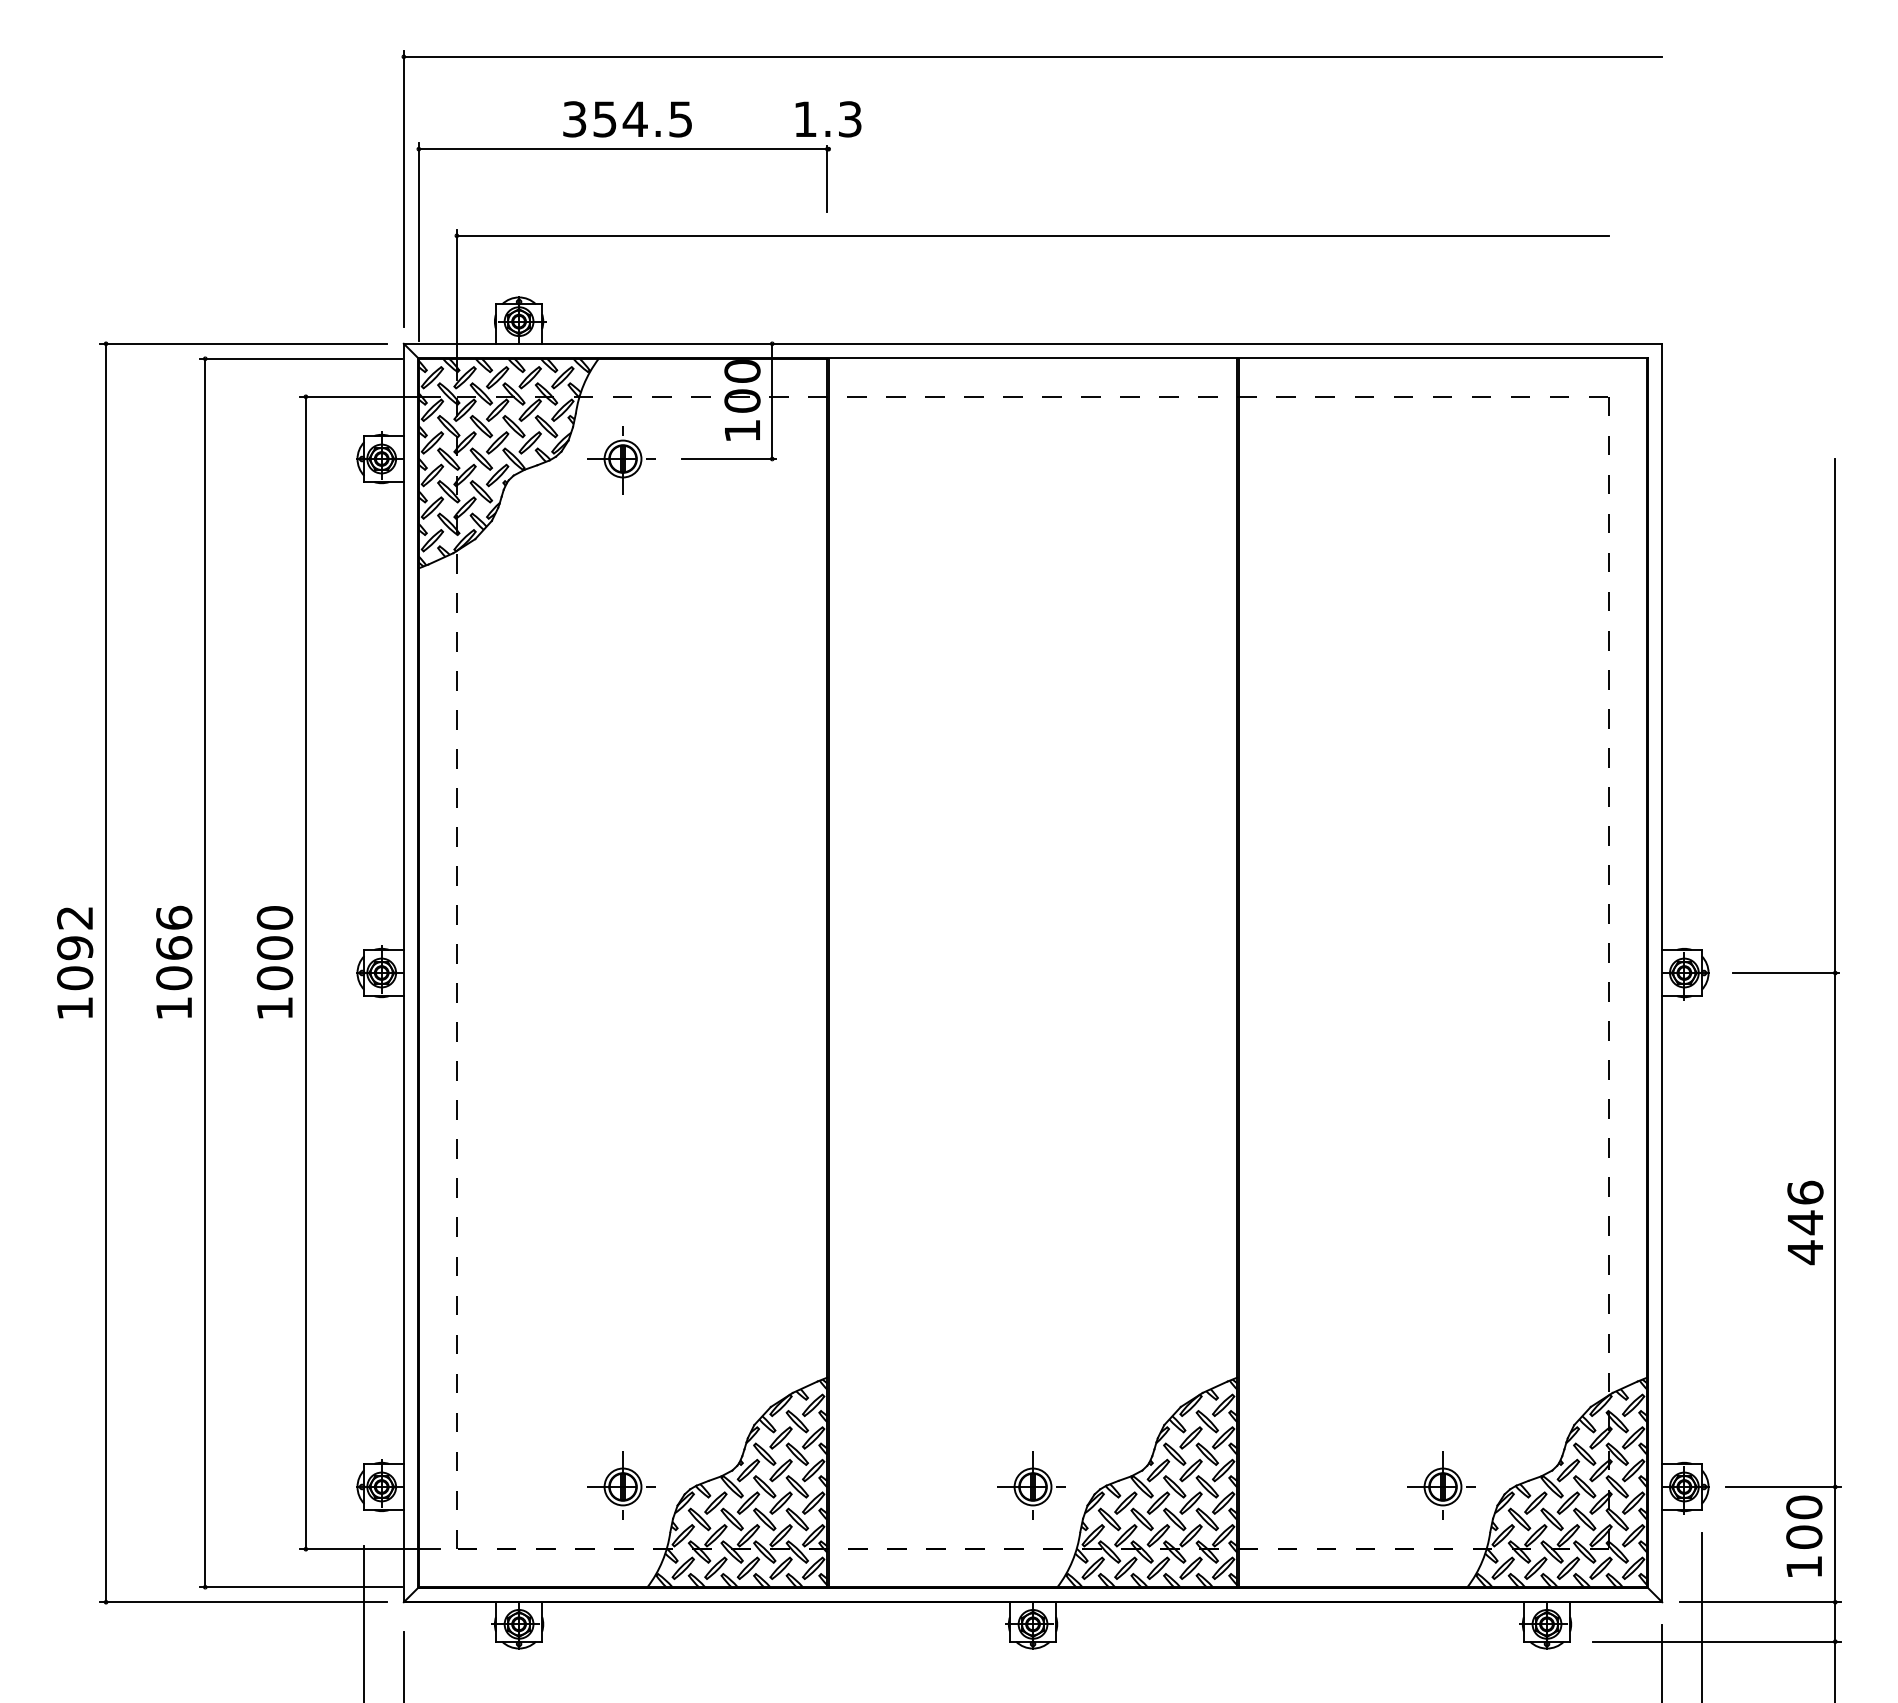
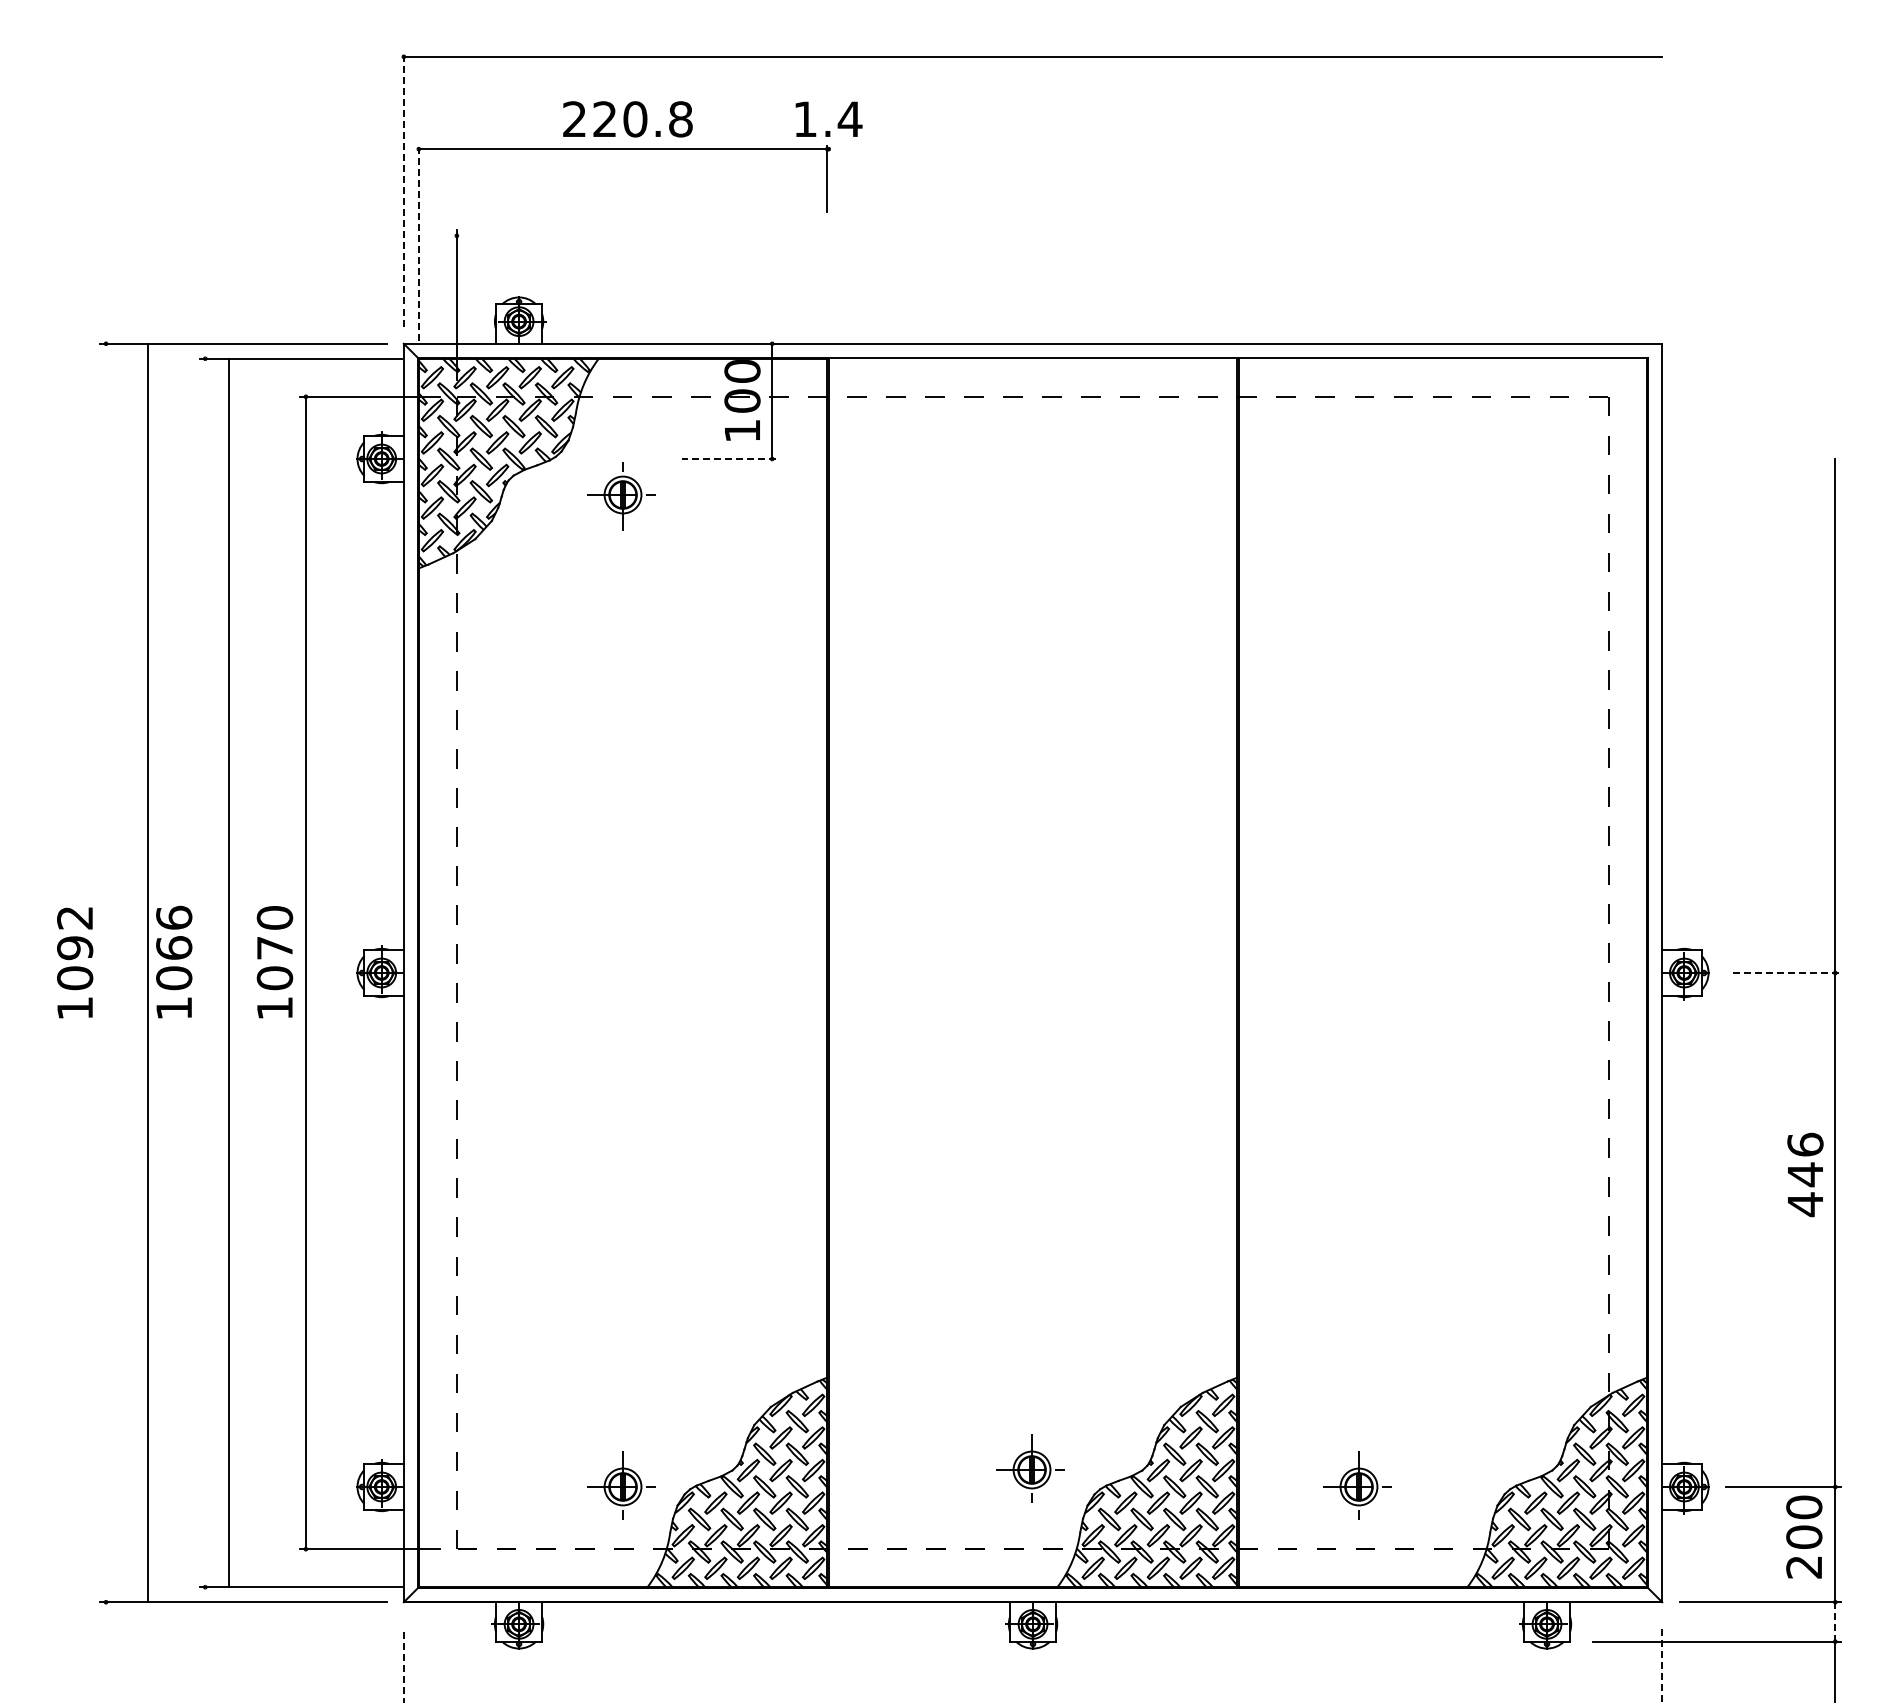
text: 354.5 -> 220.8 (627, 119)
text: 1.3 -> 1.4 (849, 119)
line: solid -> dashed (403, 188)
line: present -> none (1032, 235)
line: solid -> dashed (418, 241)
line: solid -> dashed (728, 459)
part position: (621, 460) -> (621, 496) (621, 496)
text: 1000 -> 1070 (274, 947)
line position: (106, 972) -> (148, 972) (148, 972)
line position: (205, 972) -> (229, 972) (229, 972)
line: solid -> dashed (1785, 973)
text position: (1805, 1222) -> (1805, 1174) (1805, 1174)
part position: (1031, 1485) -> (1030, 1468) (1030, 1468)
part position: (1441, 1485) -> (1357, 1485) (1357, 1485)
text: 100 -> 200 (1803, 1567)
line: present -> none (1701, 1616)
line: solid -> dashed (1835, 1621)
line: present -> none (364, 1622)
line: solid -> dashed (1662, 1664)
line: solid -> dashed (403, 1667)
